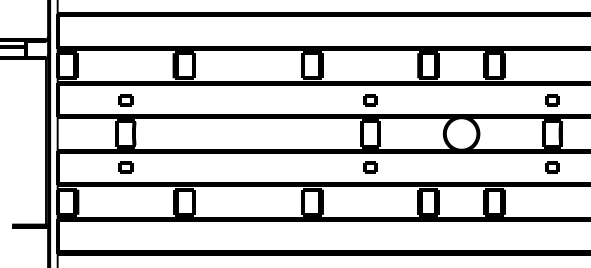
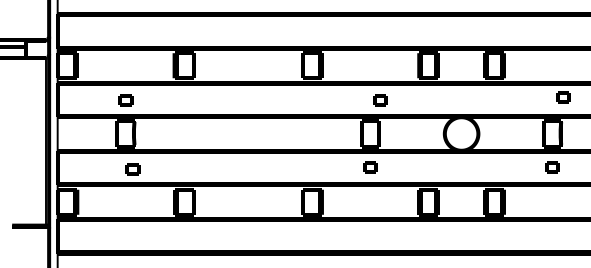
part position: (370, 100) -> (380, 100) (380, 100)
part position: (552, 100) -> (563, 97) (563, 97)
part position: (125, 167) -> (132, 169) (132, 169)
